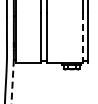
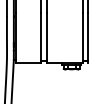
line: dashed -> solid (82, 38)
line: dashed -> solid (12, 81)
